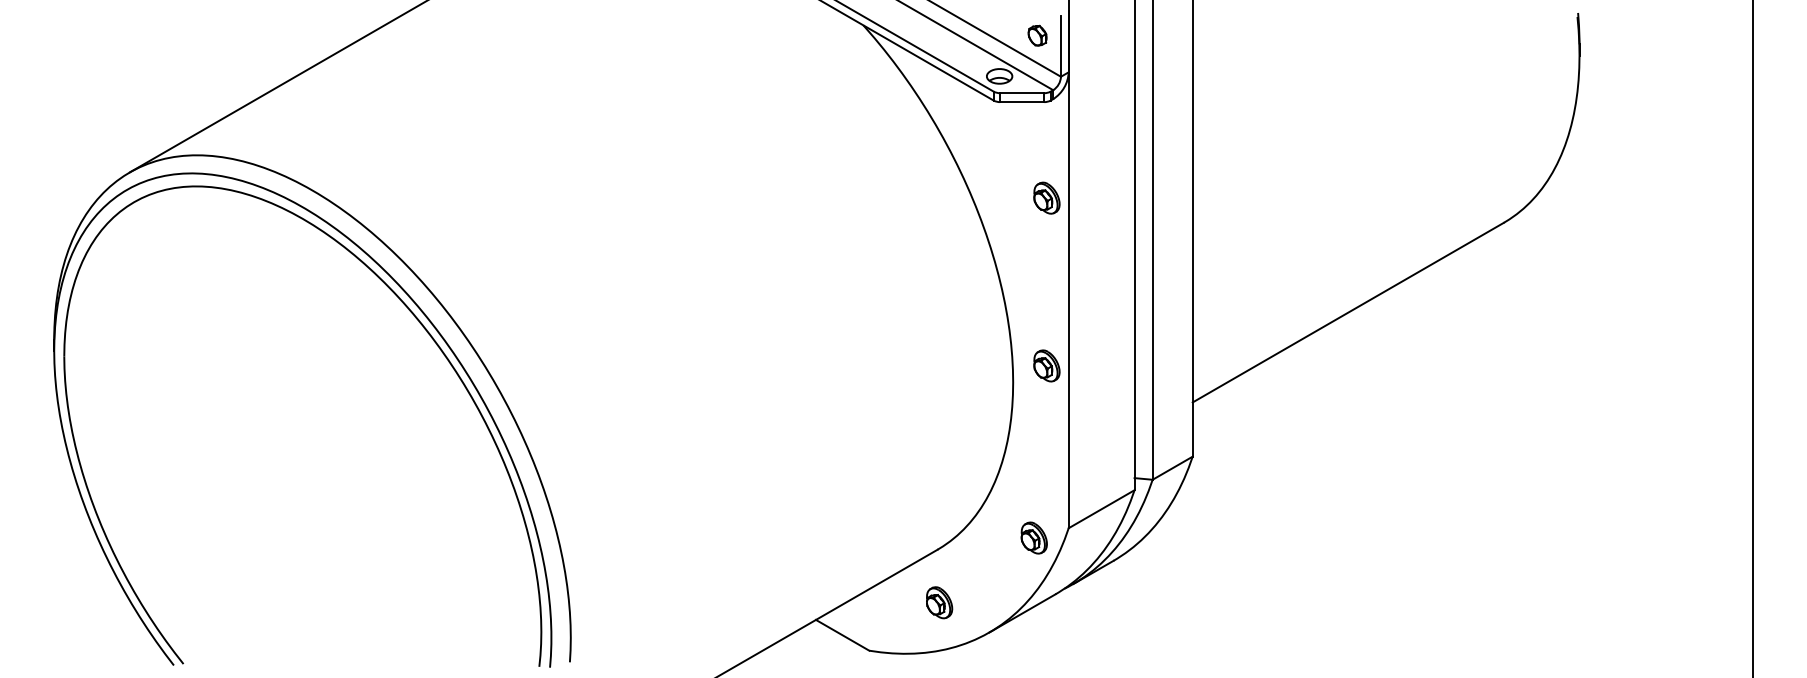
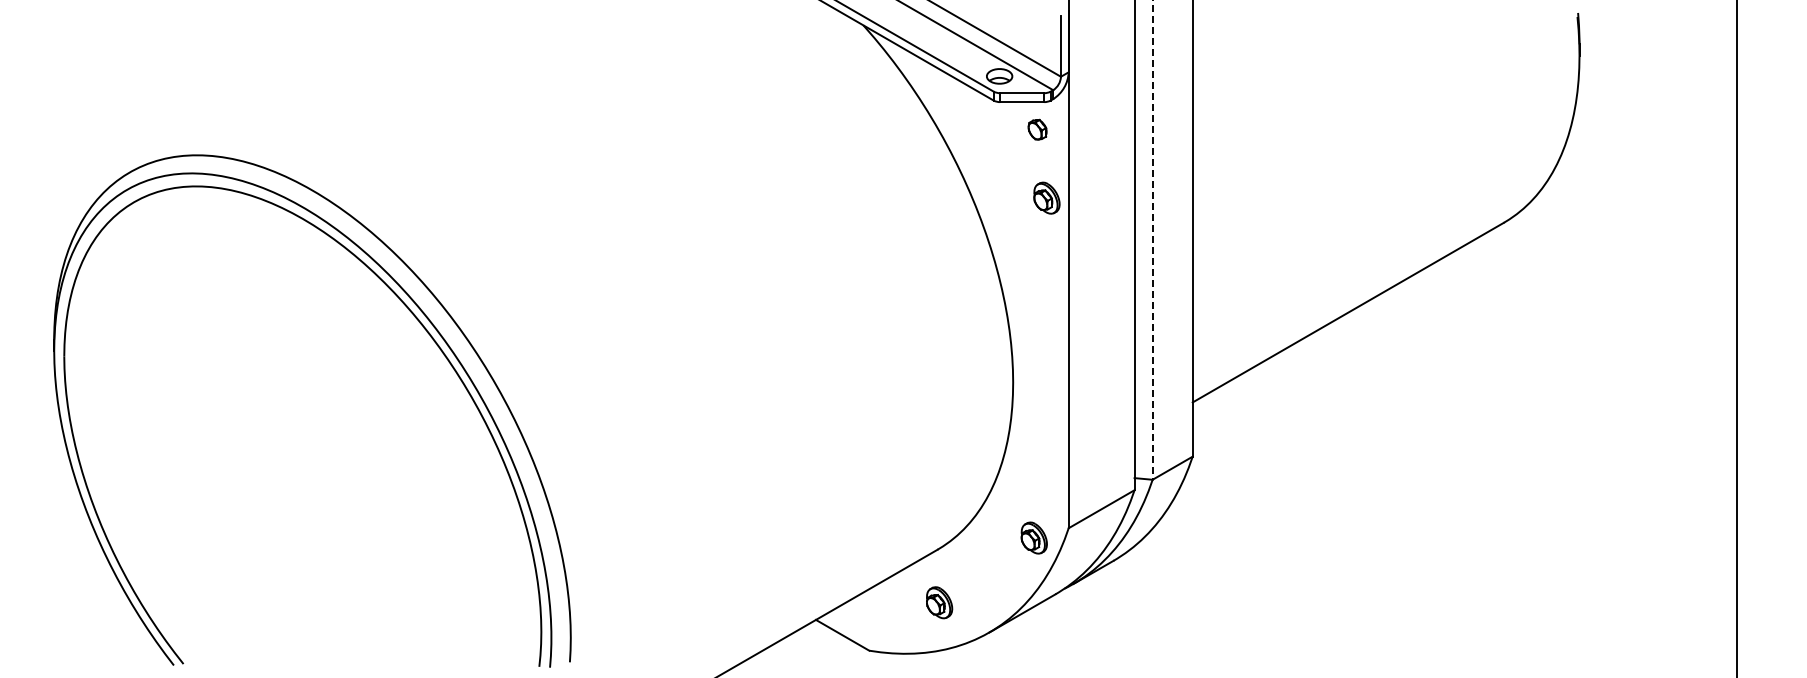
part position: (1037, 35) -> (1037, 129) (1037, 129)
line: present -> none (276, 87)
line: solid -> dashed (1152, 239)
line position: (1752, 338) -> (1736, 338) (1736, 338)
part: present -> none (1046, 365)
